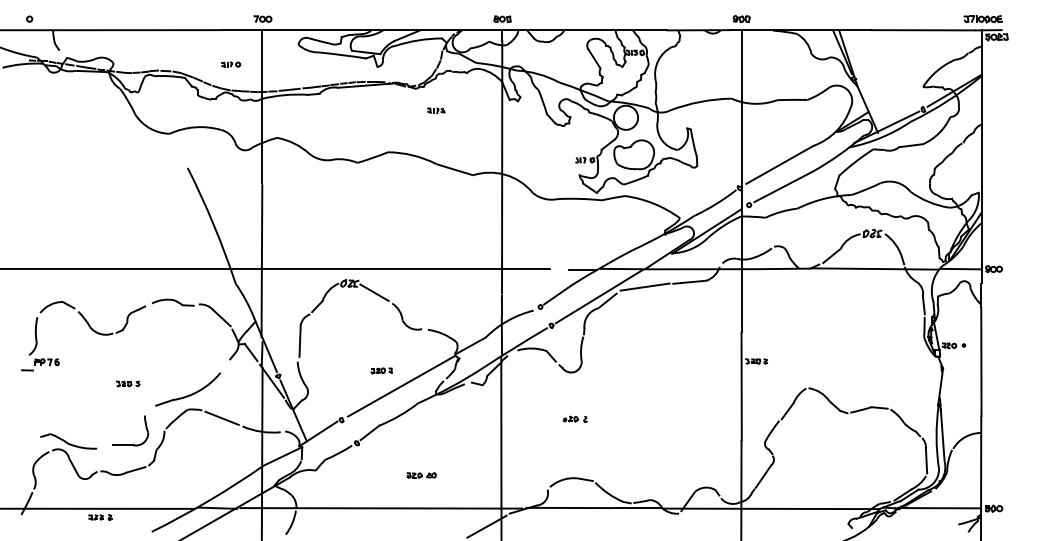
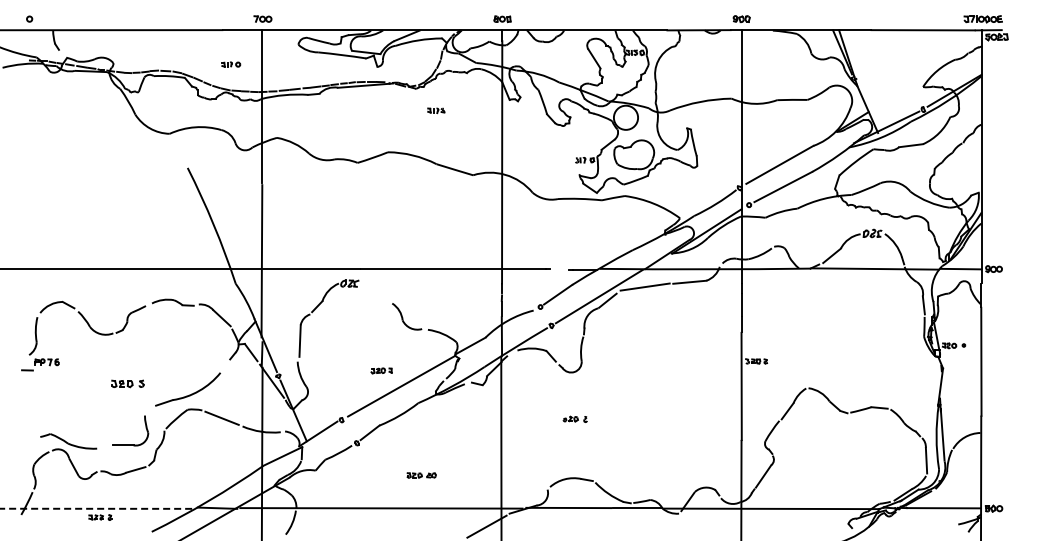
line: present -> none (374, 292)
part size: 25x8 px -> 34x10 px (127, 383)
line: solid -> dashed (97, 508)
